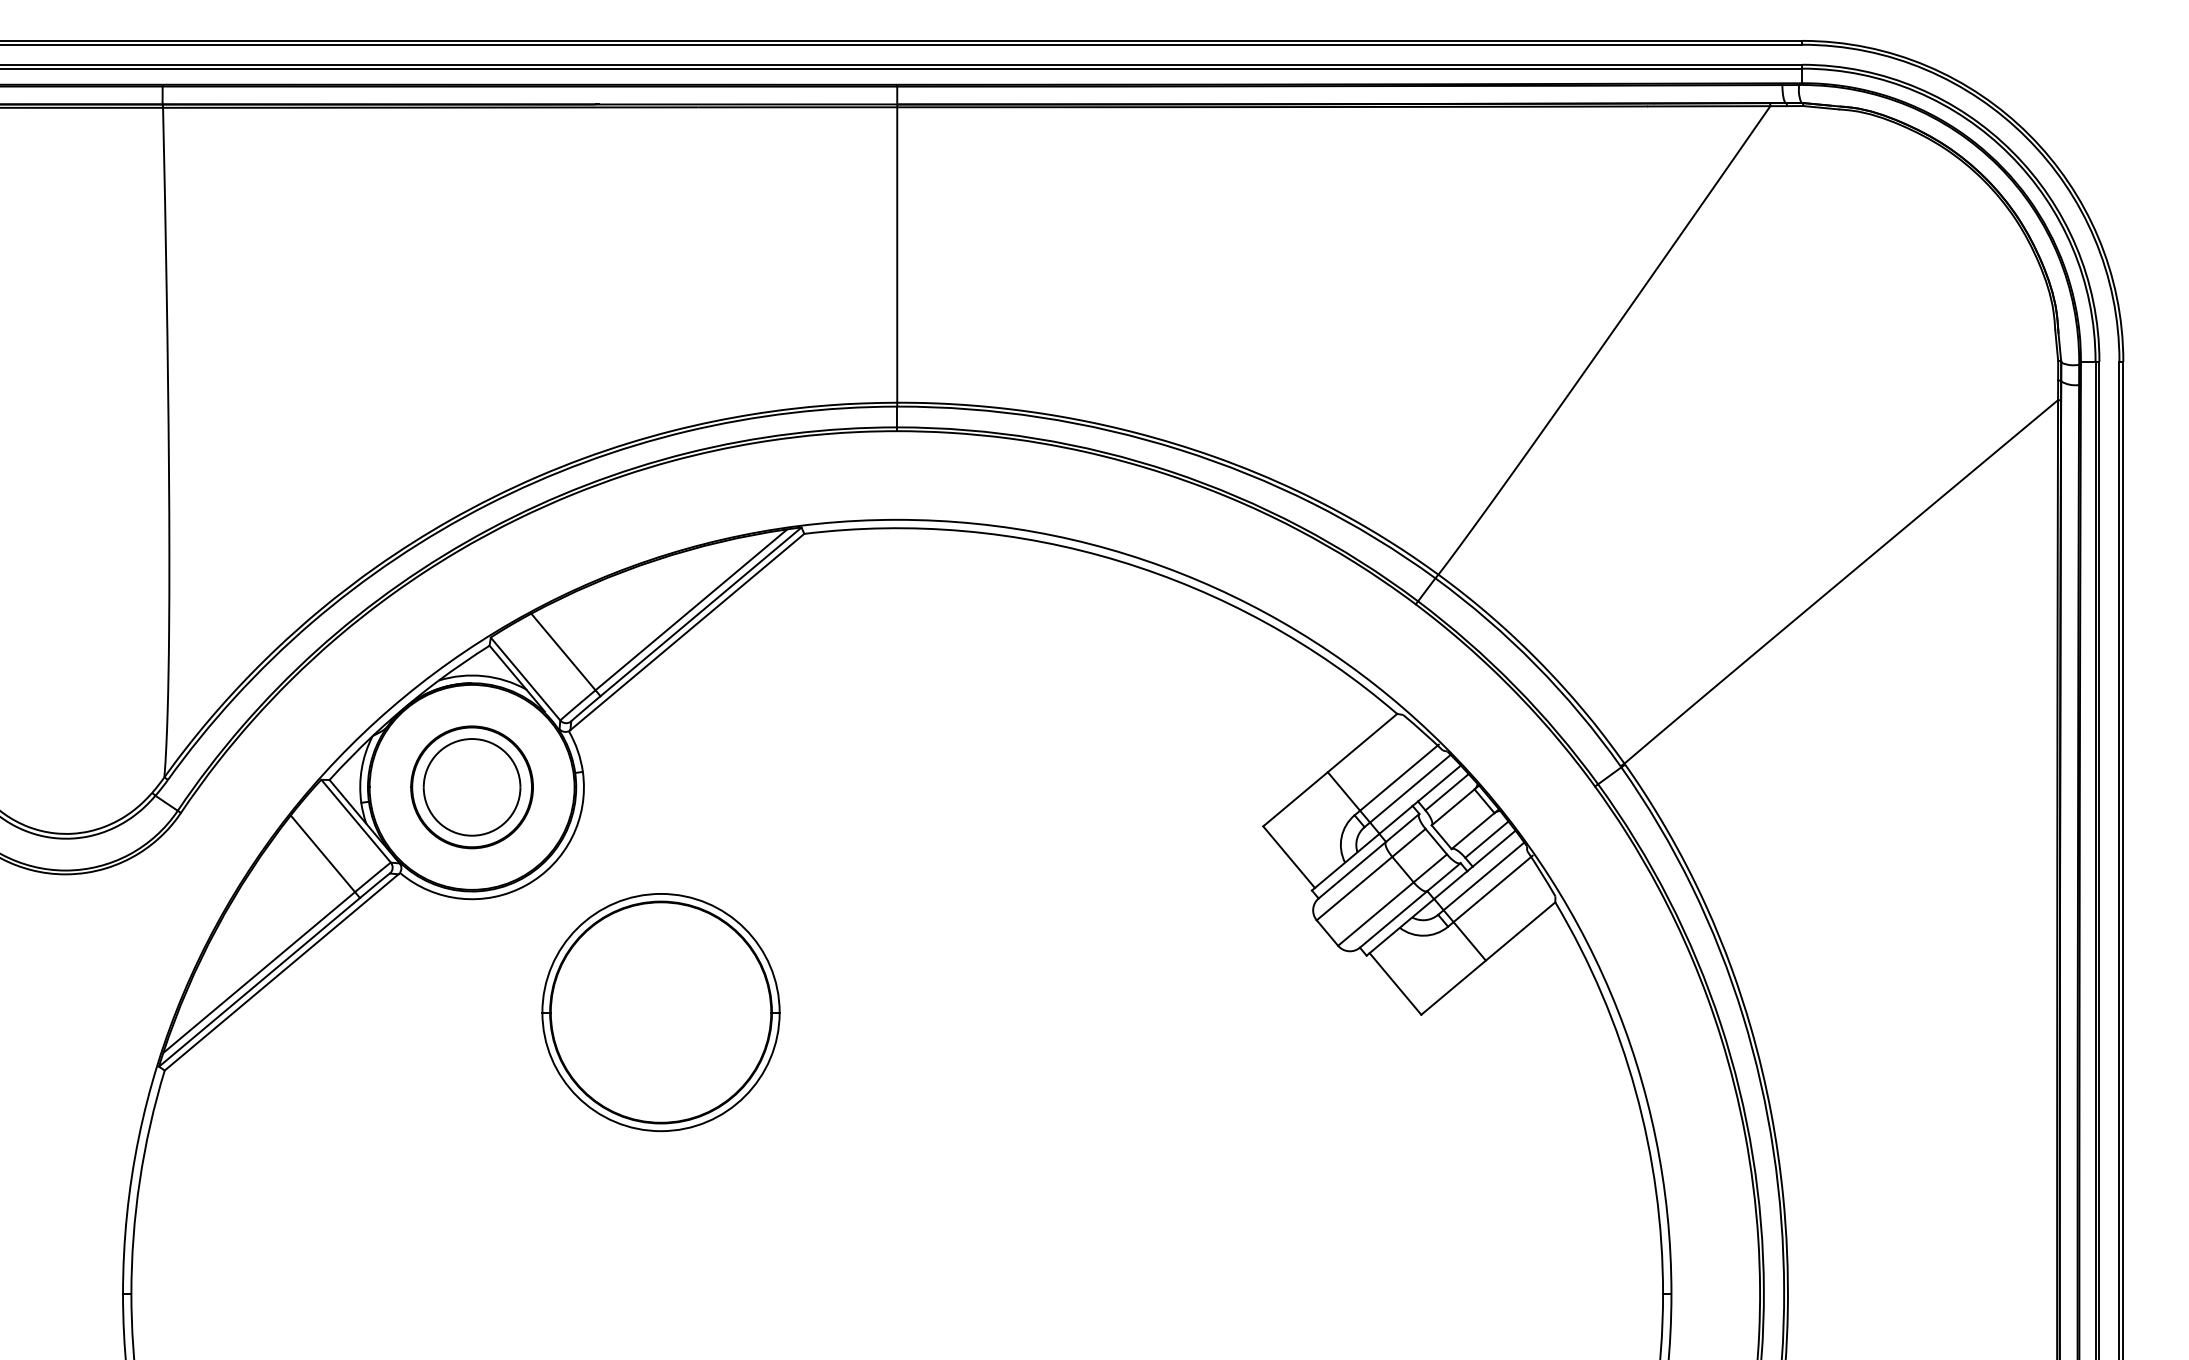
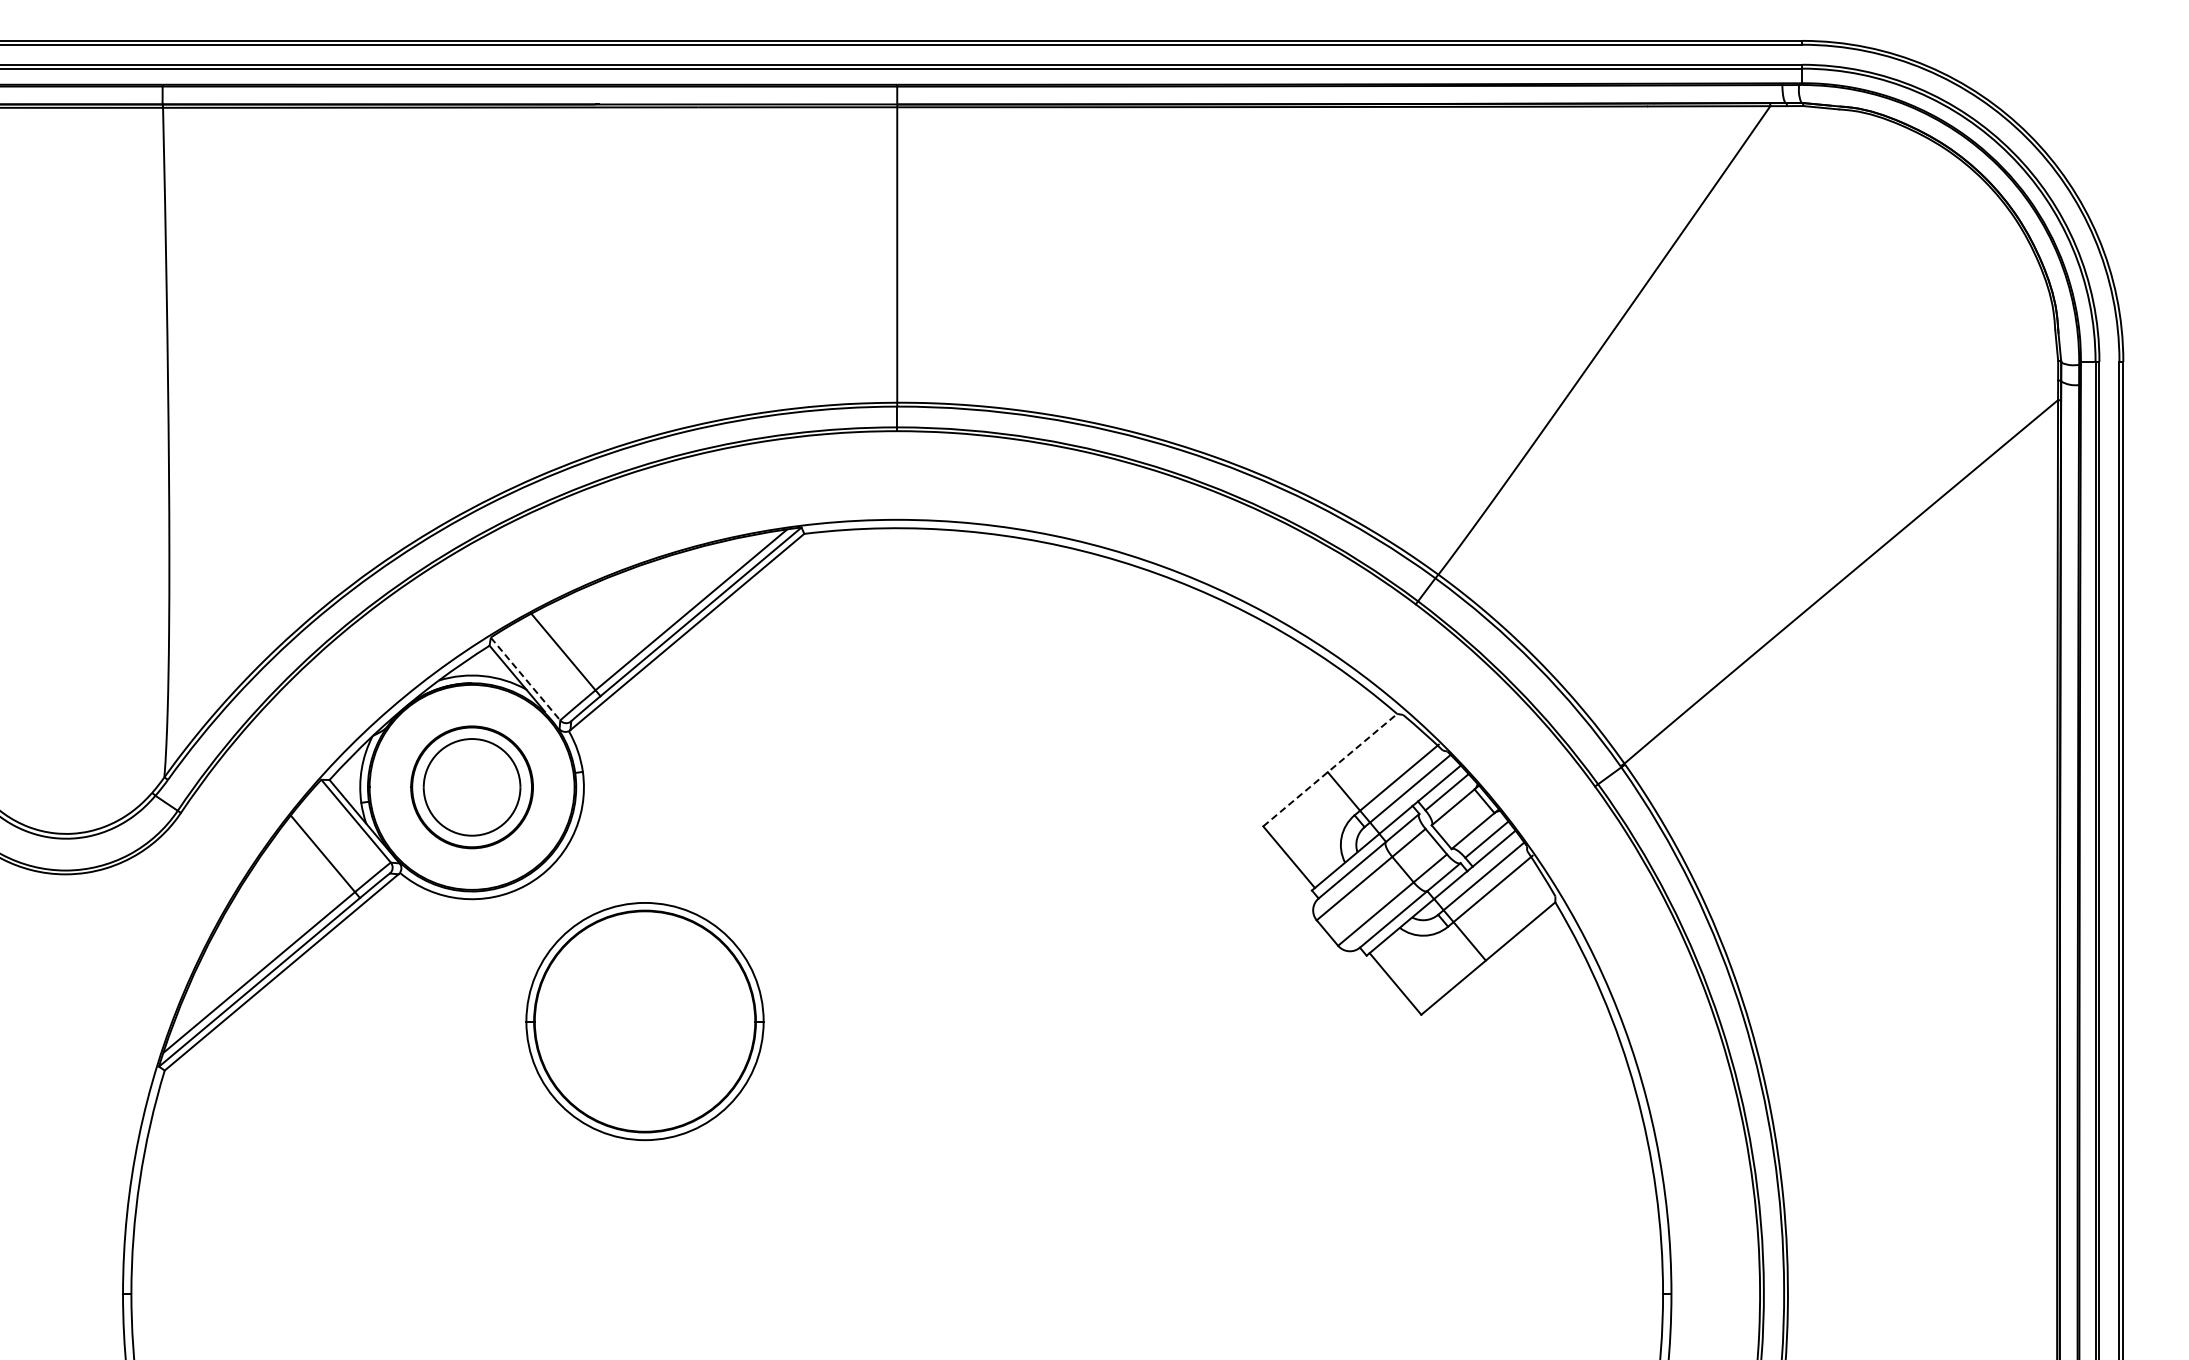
line: solid -> dashed (525, 679)
line: solid -> dashed (1330, 769)
part position: (660, 1012) -> (644, 1021) (644, 1021)
